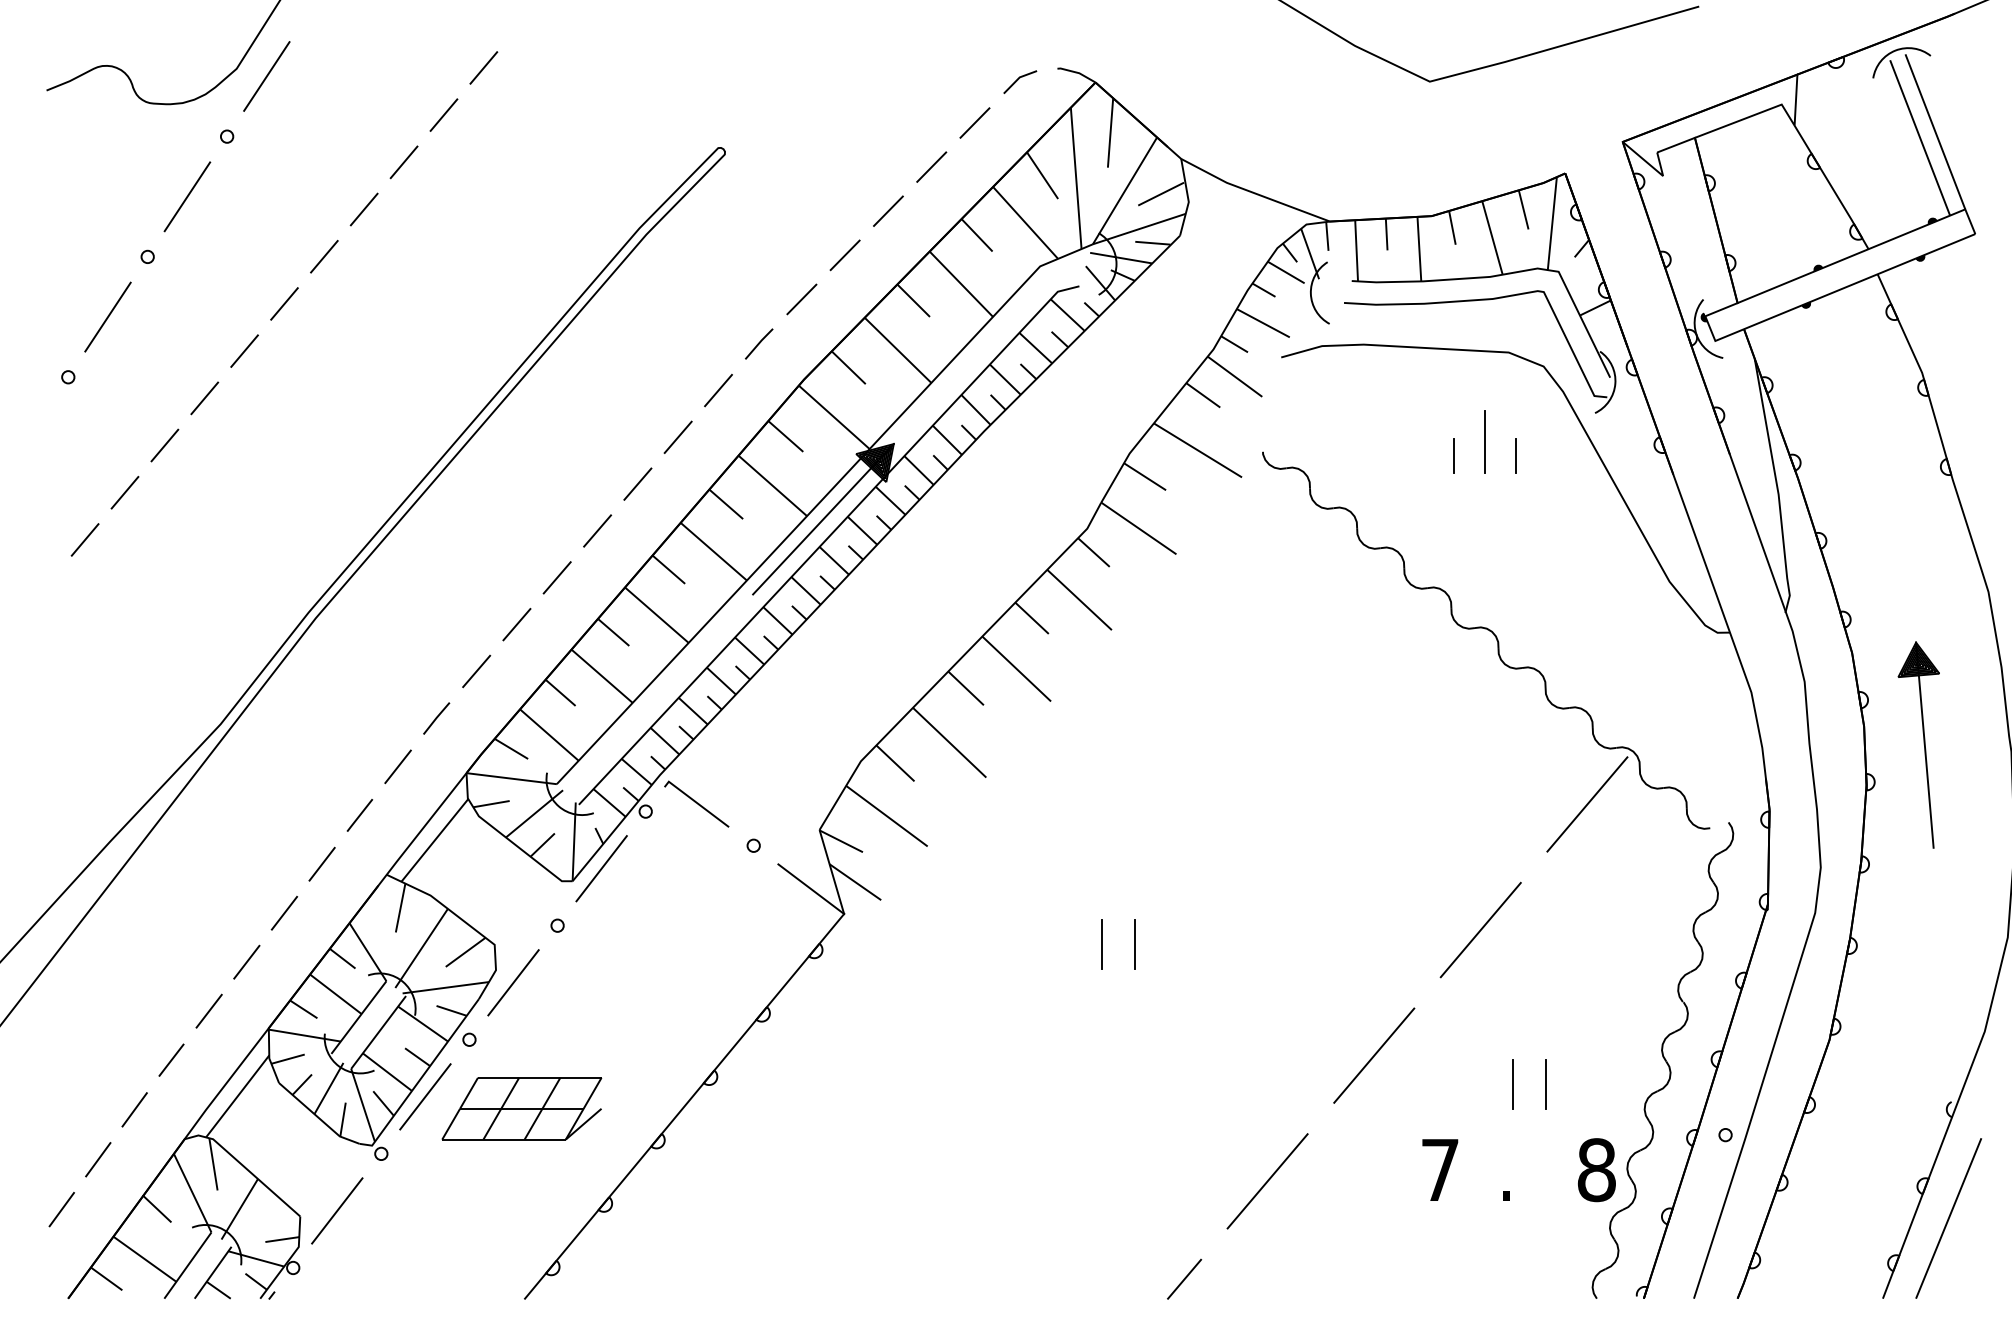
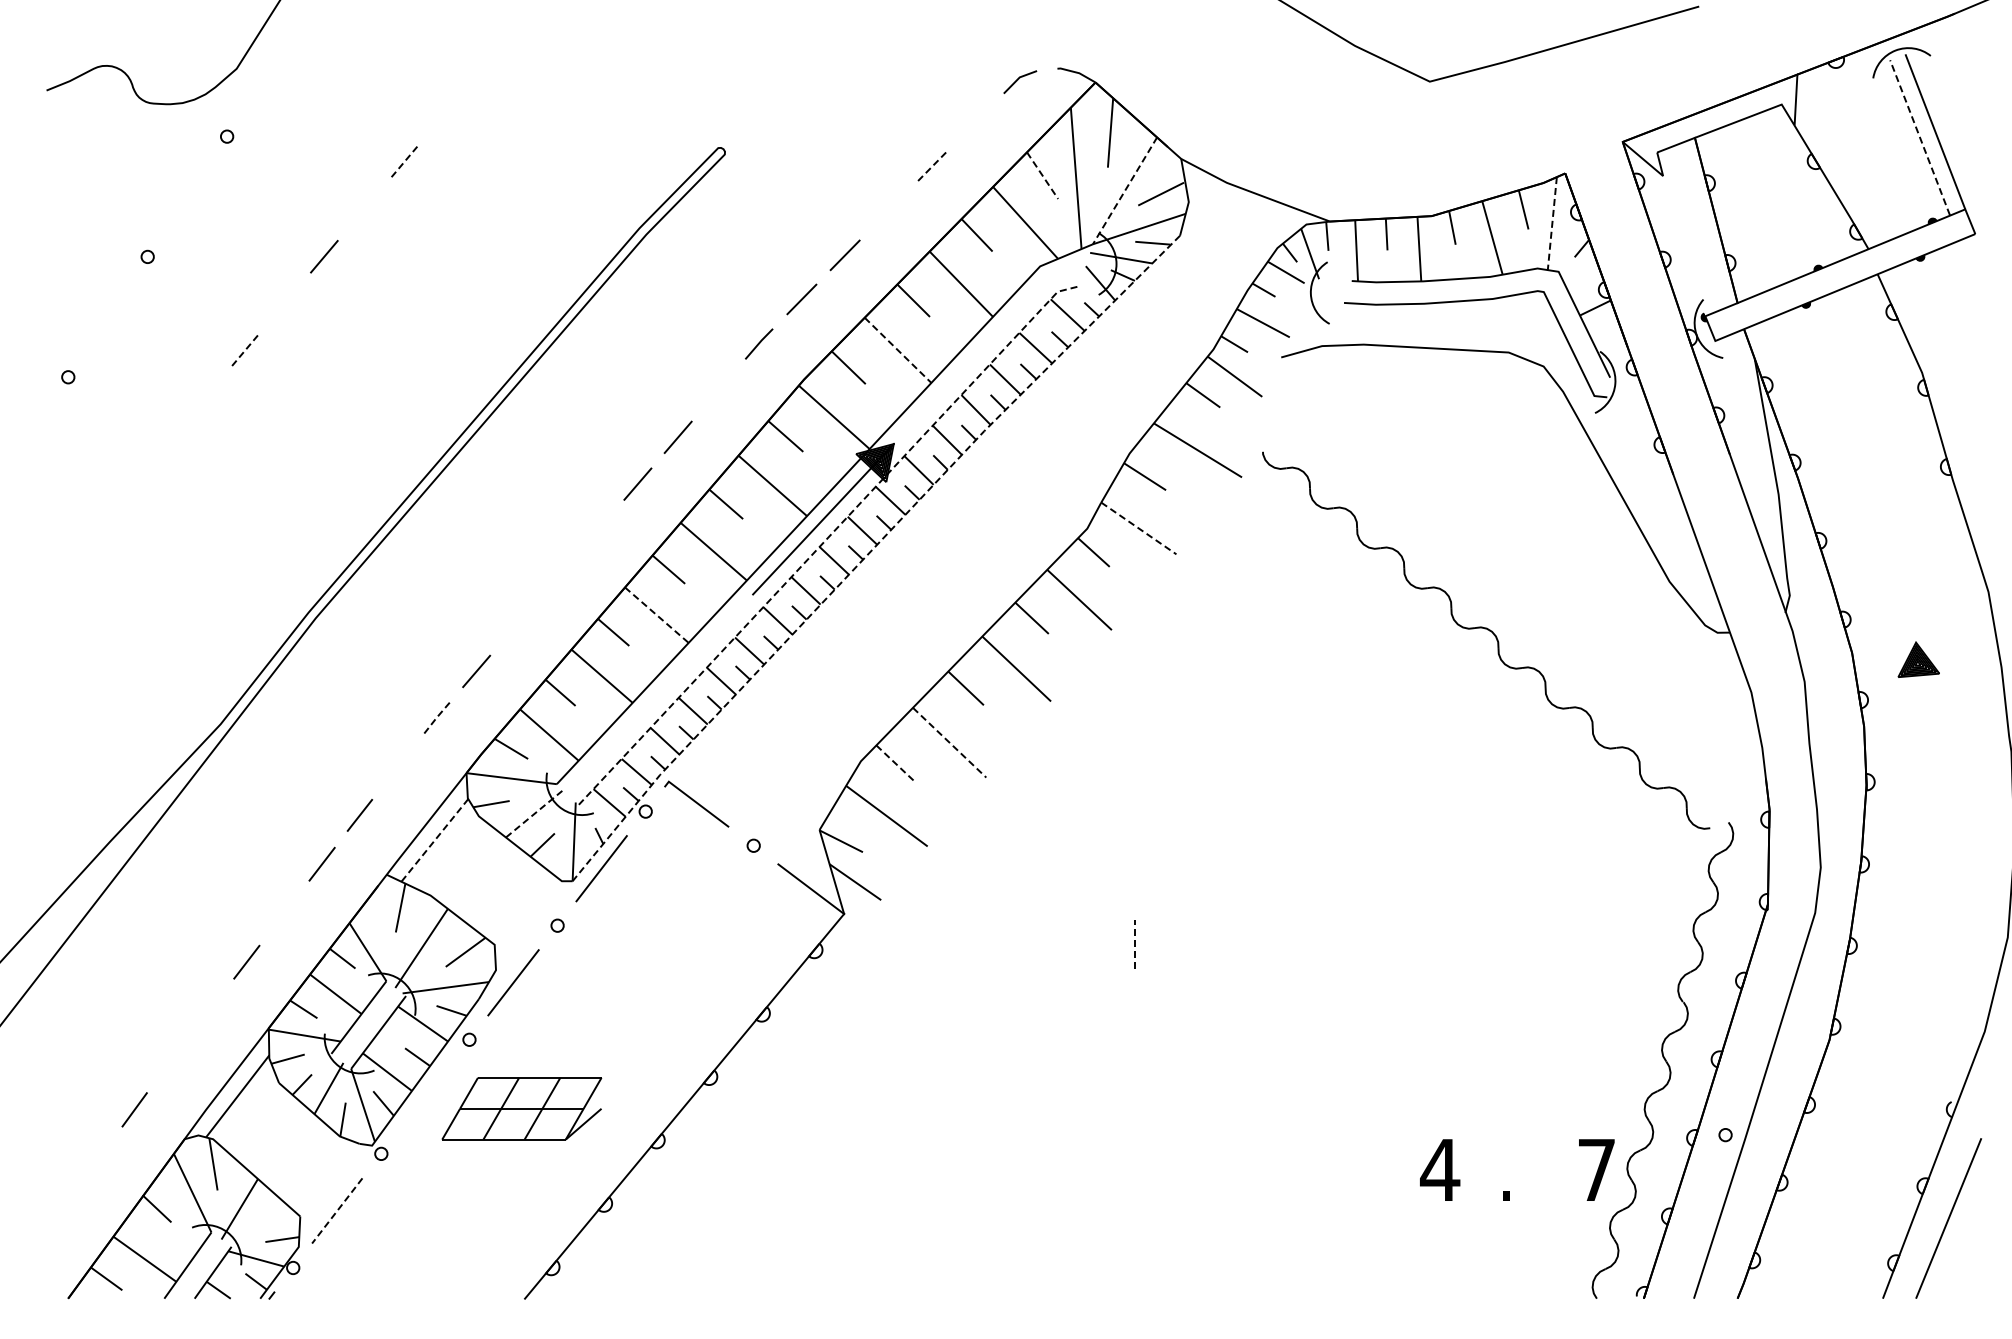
line: present -> none (483, 67)
line: present -> none (266, 76)
line: present -> none (443, 114)
line: present -> none (974, 122)
line: solid -> dashed (1919, 137)
line: solid -> dashed (404, 162)
line: solid -> dashed (931, 167)
line: solid -> dashed (1042, 176)
line: solid -> dashed (1124, 191)
line: present -> none (187, 196)
line: present -> none (363, 209)
line: present -> none (888, 210)
line: solid -> dashed (1552, 223)
line: present -> none (284, 303)
line: present -> none (107, 316)
line: solid -> dashed (898, 350)
line: solid -> dashed (244, 351)
line: present -> none (718, 390)
line: present -> none (204, 398)
line: present -> none (1484, 441)
line: present -> none (164, 445)
line: present -> none (1454, 455)
line: present -> none (1515, 455)
line: present -> none (124, 492)
line: solid -> dashed (1138, 528)
line: present -> none (597, 530)
line: present -> none (84, 539)
line: solid -> dashed (826, 539)
line: solid -> dashed (869, 552)
line: present -> none (556, 577)
line: solid -> dashed (657, 615)
line: present -> none (516, 624)
line: solid -> dashed (436, 718)
line: solid -> dashed (949, 742)
line: present -> none (1924, 744)
line: solid -> dashed (895, 763)
line: present -> none (397, 766)
line: present -> none (1587, 804)
line: solid -> dashed (534, 813)
line: solid -> dashed (434, 840)
line: present -> none (284, 912)
line: present -> none (1480, 929)
line: present -> none (1102, 944)
line: solid -> dashed (1135, 944)
line: present -> none (208, 1010)
line: present -> none (1374, 1055)
line: present -> none (171, 1059)
line: present -> none (1512, 1084)
line: present -> none (1545, 1084)
line: present -> none (425, 1096)
line: present -> none (98, 1159)
text: 7 -> 4 (1440, 1169)
text: 8 -> 7 (1596, 1170)
line: present -> none (1267, 1181)
line: present -> none (61, 1209)
line: solid -> dashed (336, 1211)
line: present -> none (1184, 1278)
